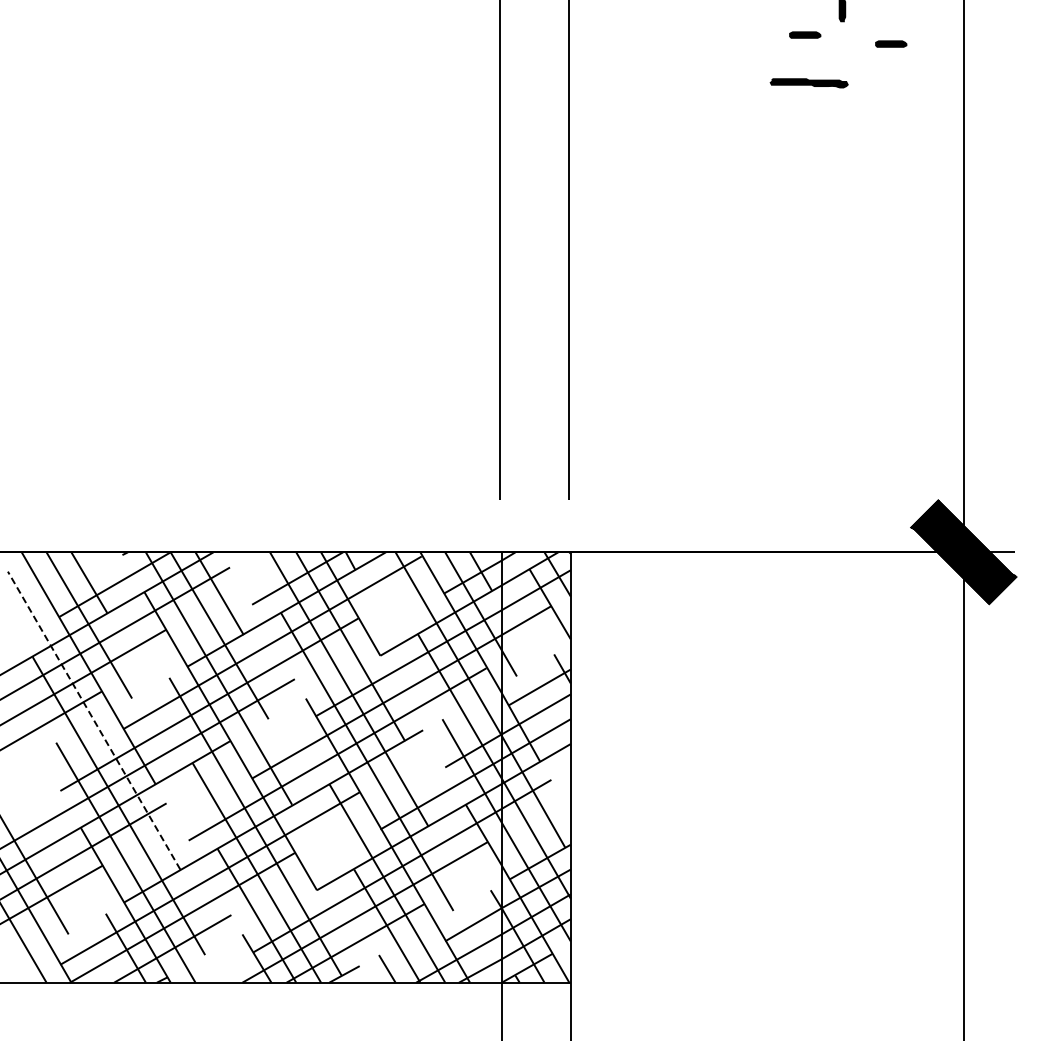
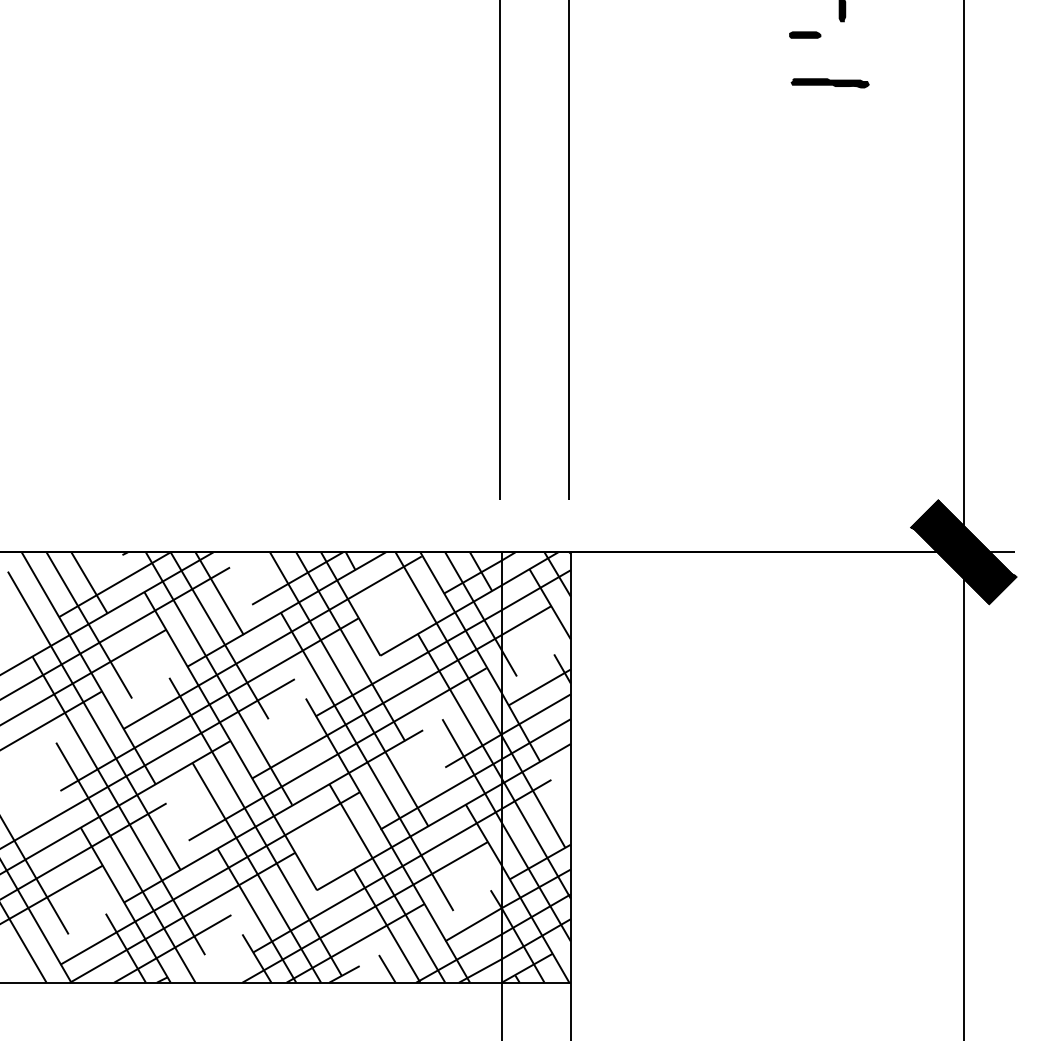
part: present -> none (891, 43)
part position: (808, 83) -> (829, 83) (829, 83)
line: dashed -> solid (93, 720)
